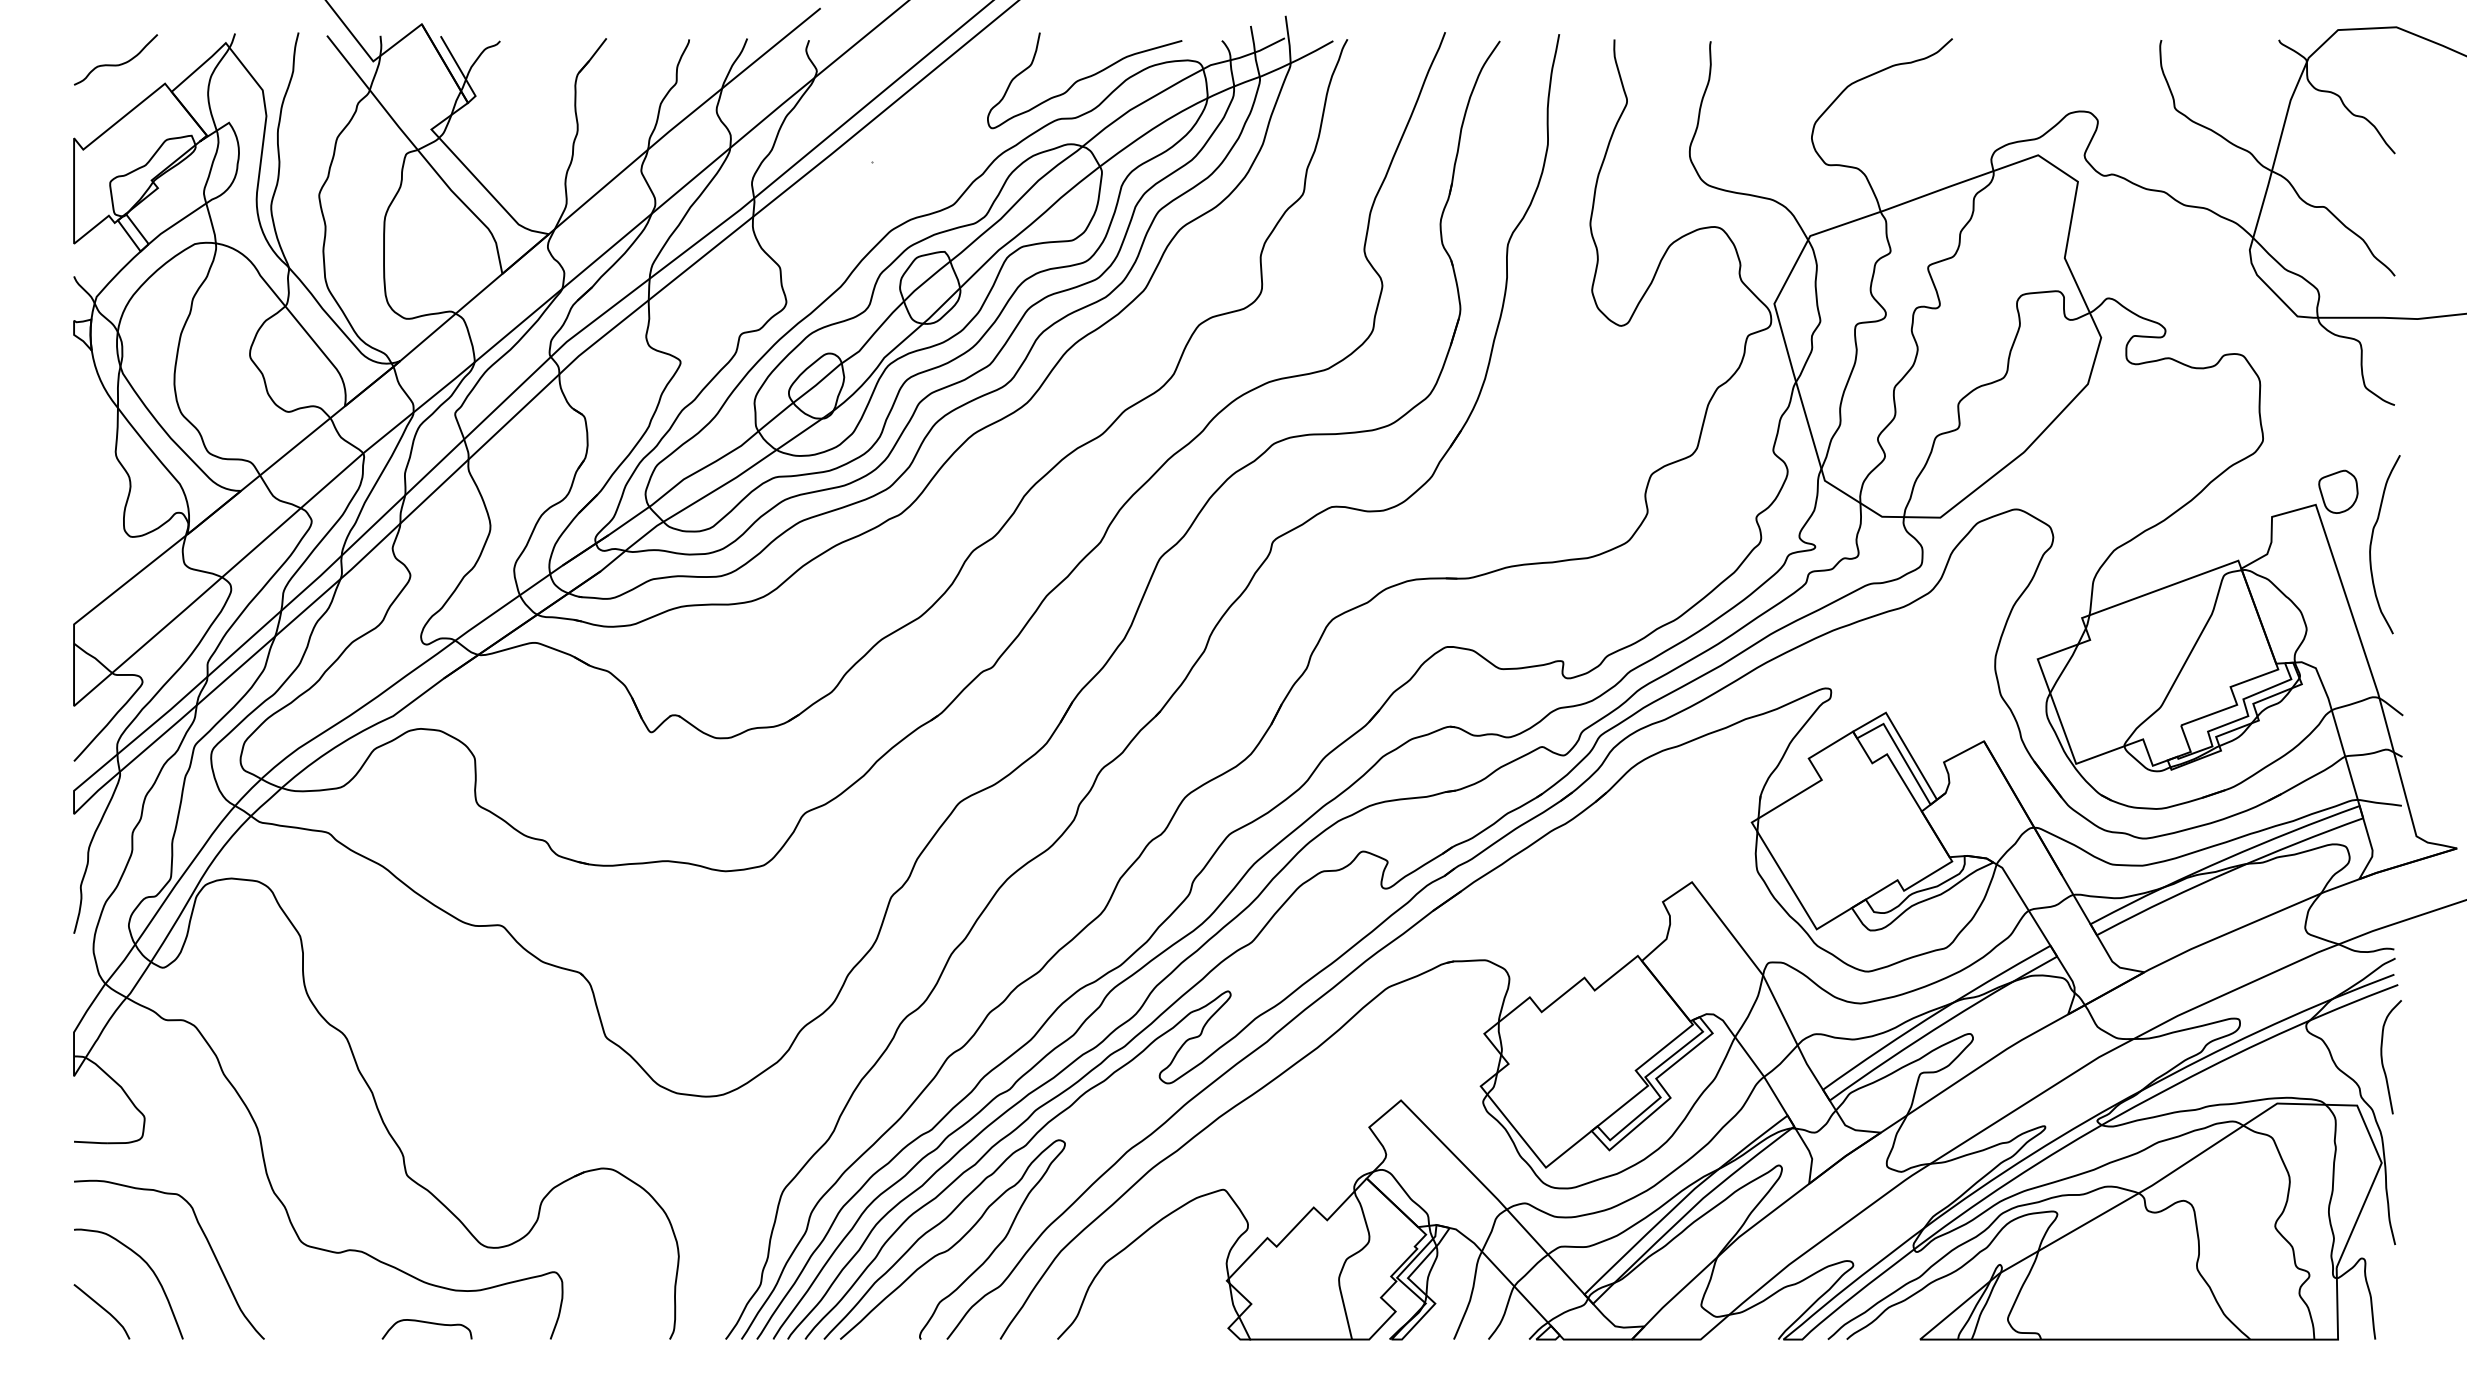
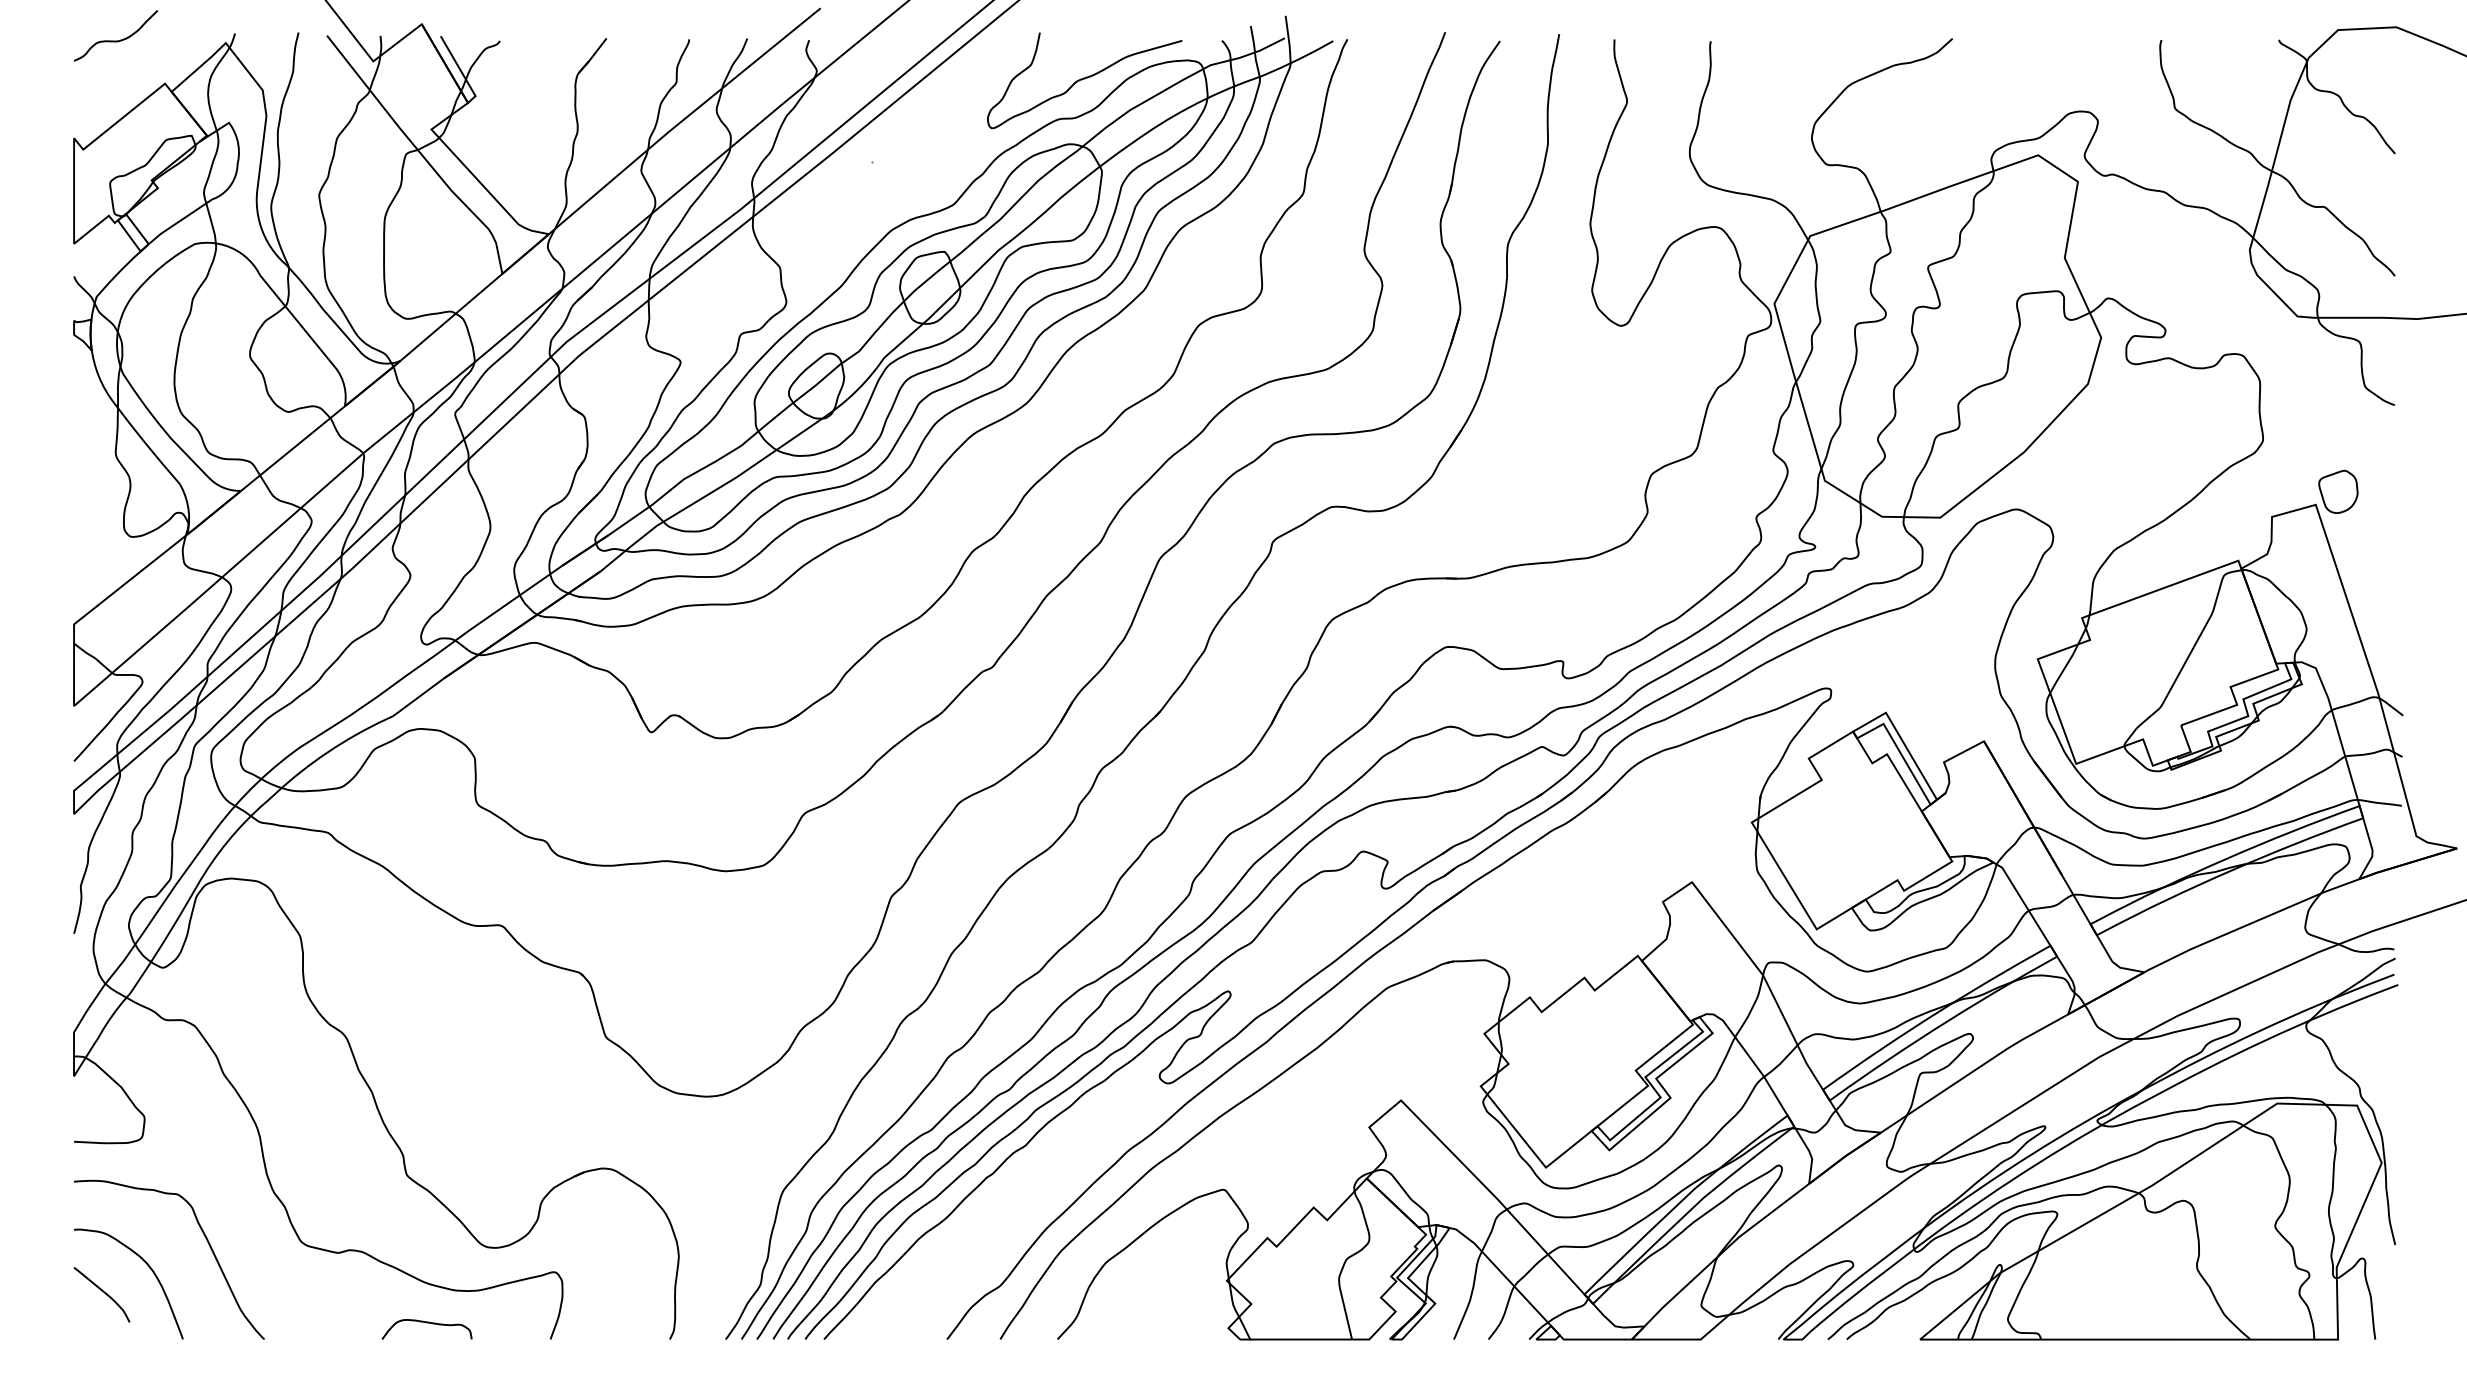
curve position: (116, 64) -> (116, 40) (116, 40)
curve: present -> none (2372, 541)
curve: present -> none (2382, 1057)
curve: present -> none (955, 1242)
curve position: (103, 1309) -> (103, 1292) (103, 1292)
